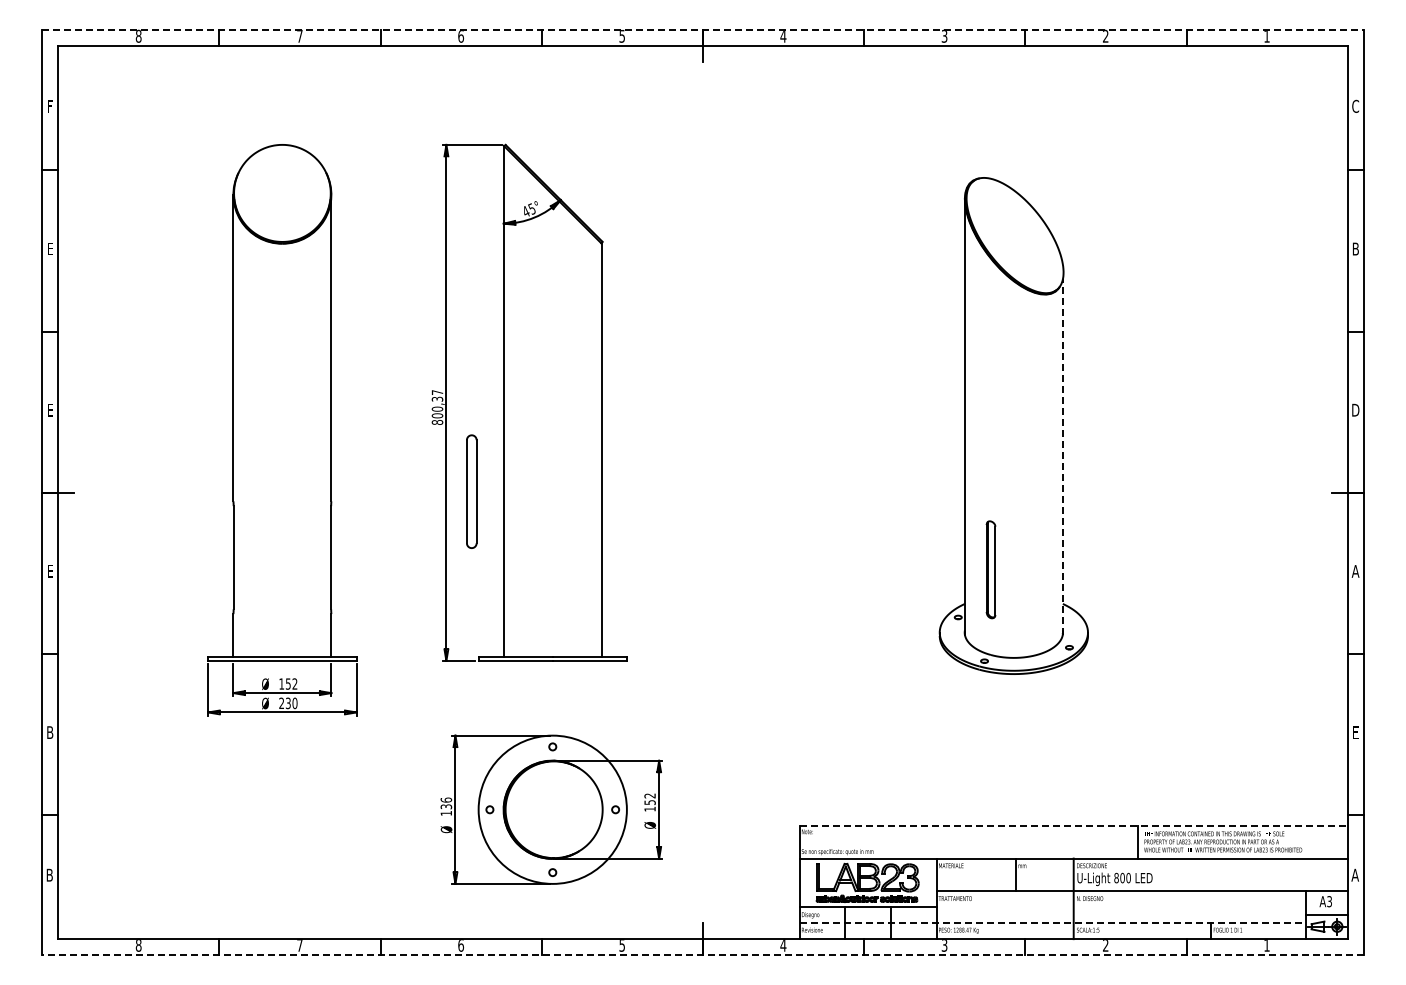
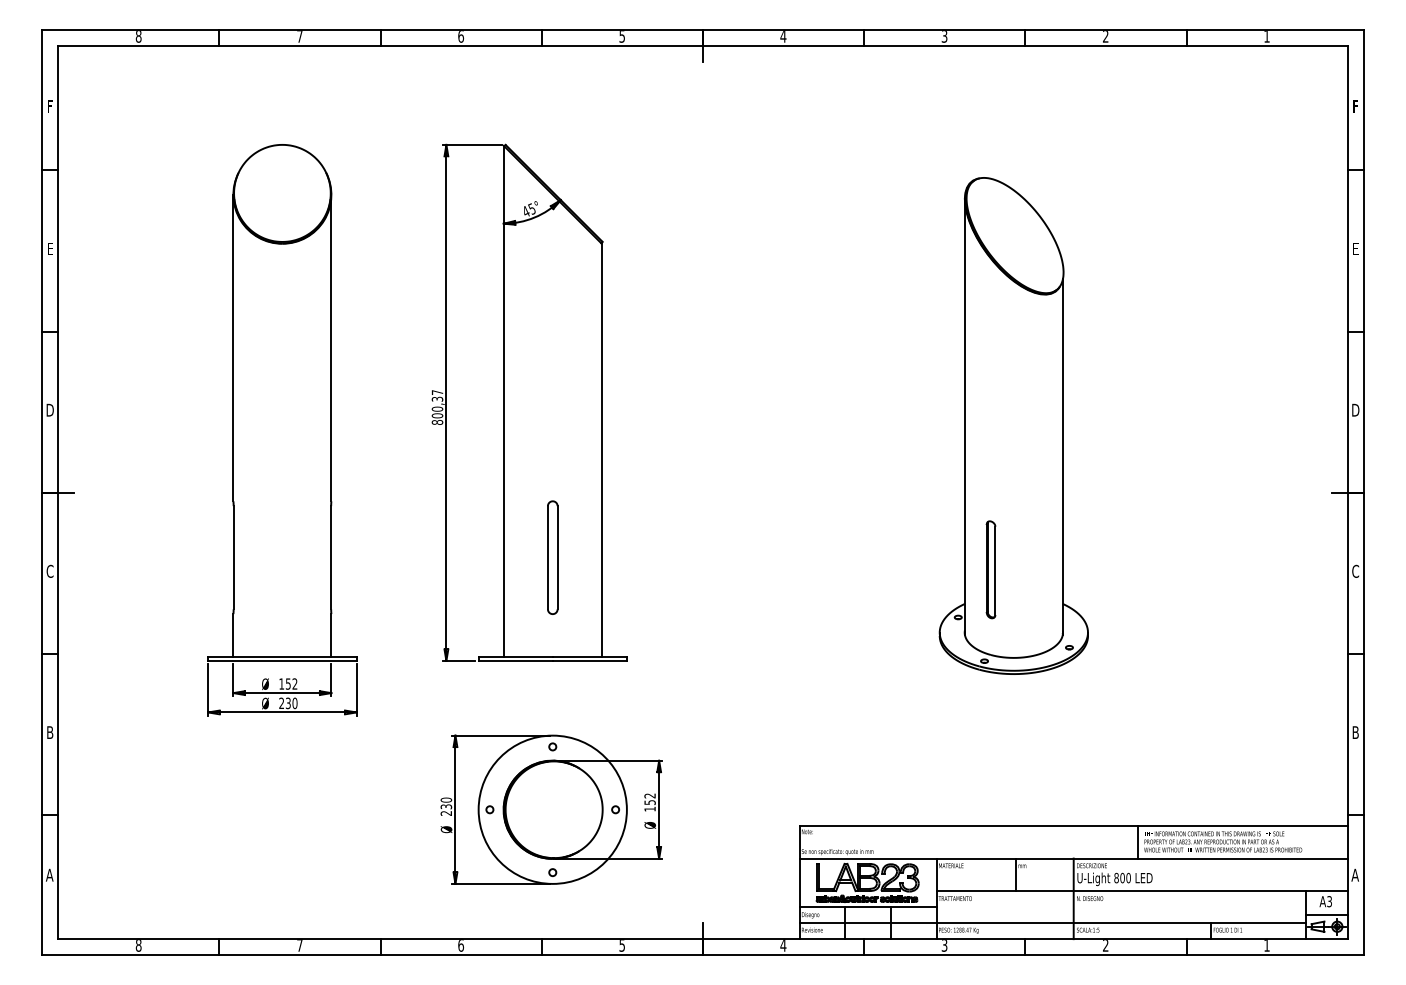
line: dashed -> solid (703, 30)
text: C -> F (1355, 105)
text: B -> E (1355, 248)
text: E -> D (49, 409)
line: dashed -> solid (1062, 456)
part position: (471, 491) -> (552, 557) (552, 557)
text: E -> C (49, 570)
text: A -> C (1355, 570)
text: E -> B (1355, 732)
text: 136 -> 230 (445, 806)
line: dashed -> solid (1073, 826)
text: B -> A (49, 874)
line: dashed -> solid (1053, 923)
line: dashed -> solid (703, 955)
